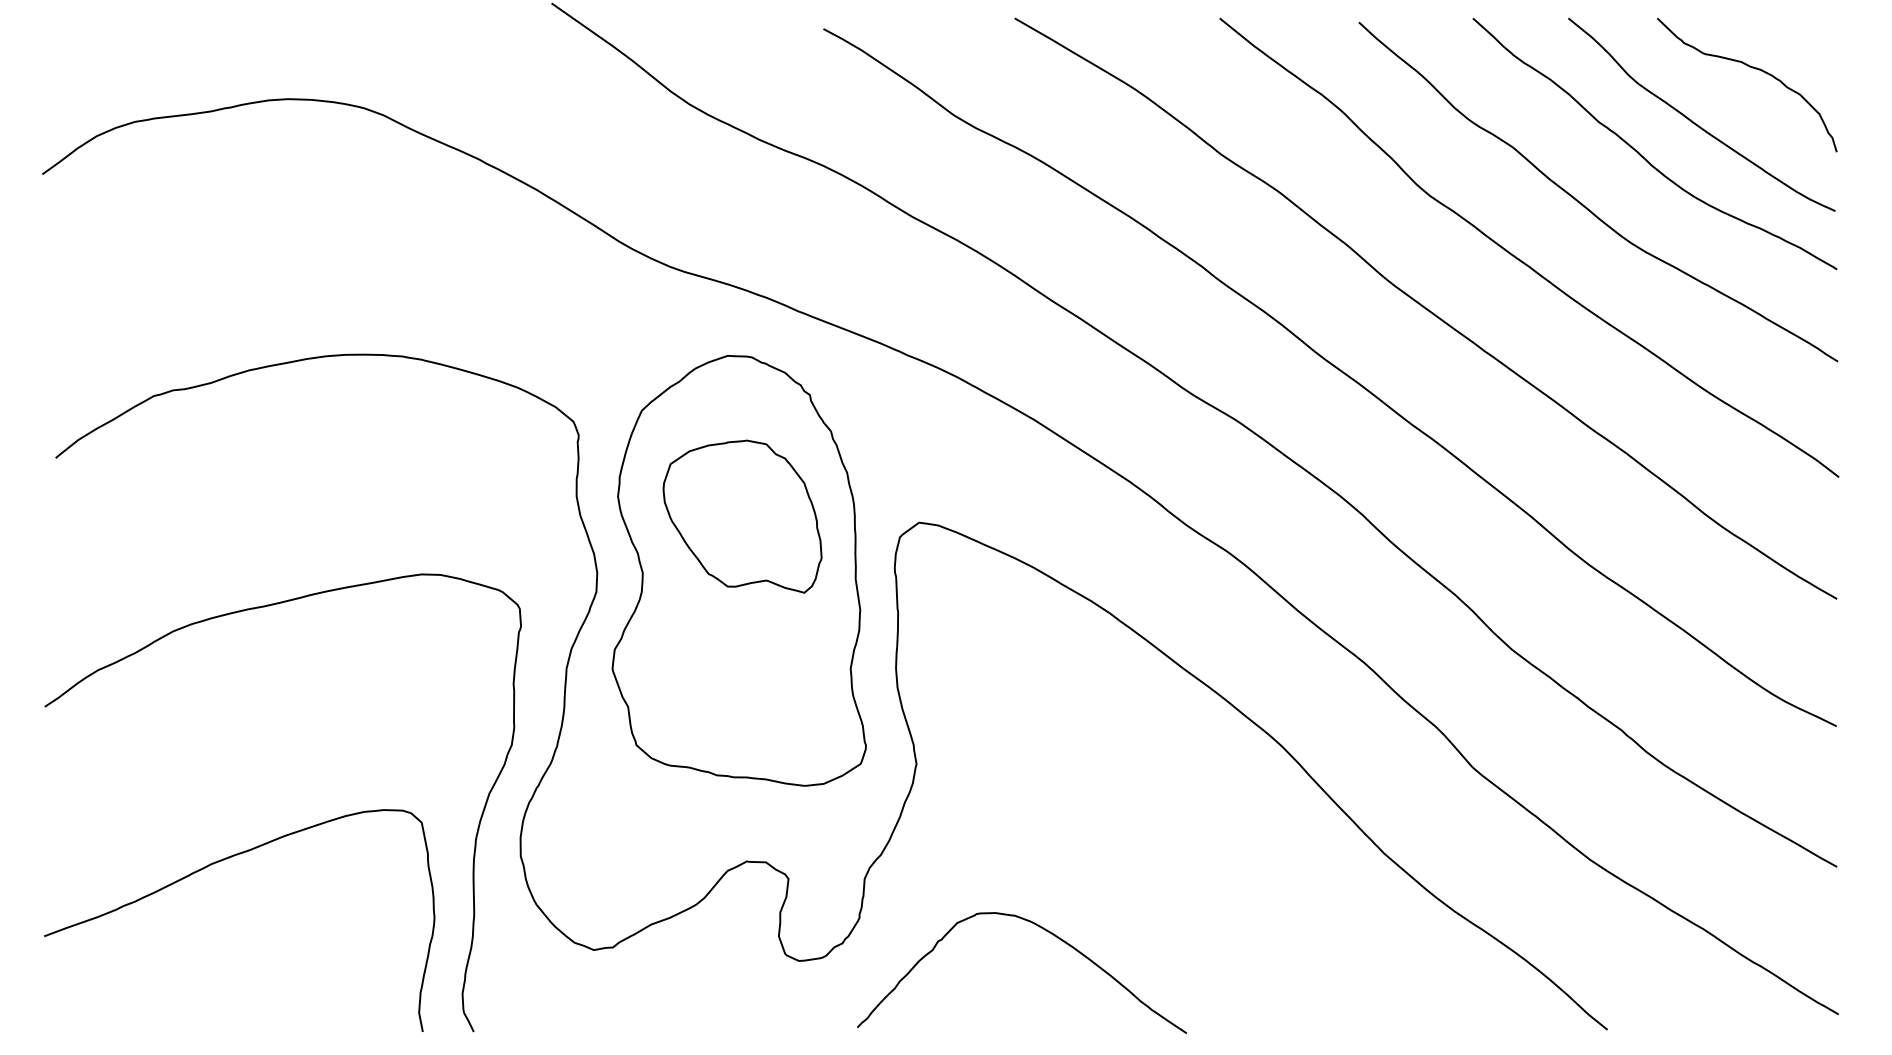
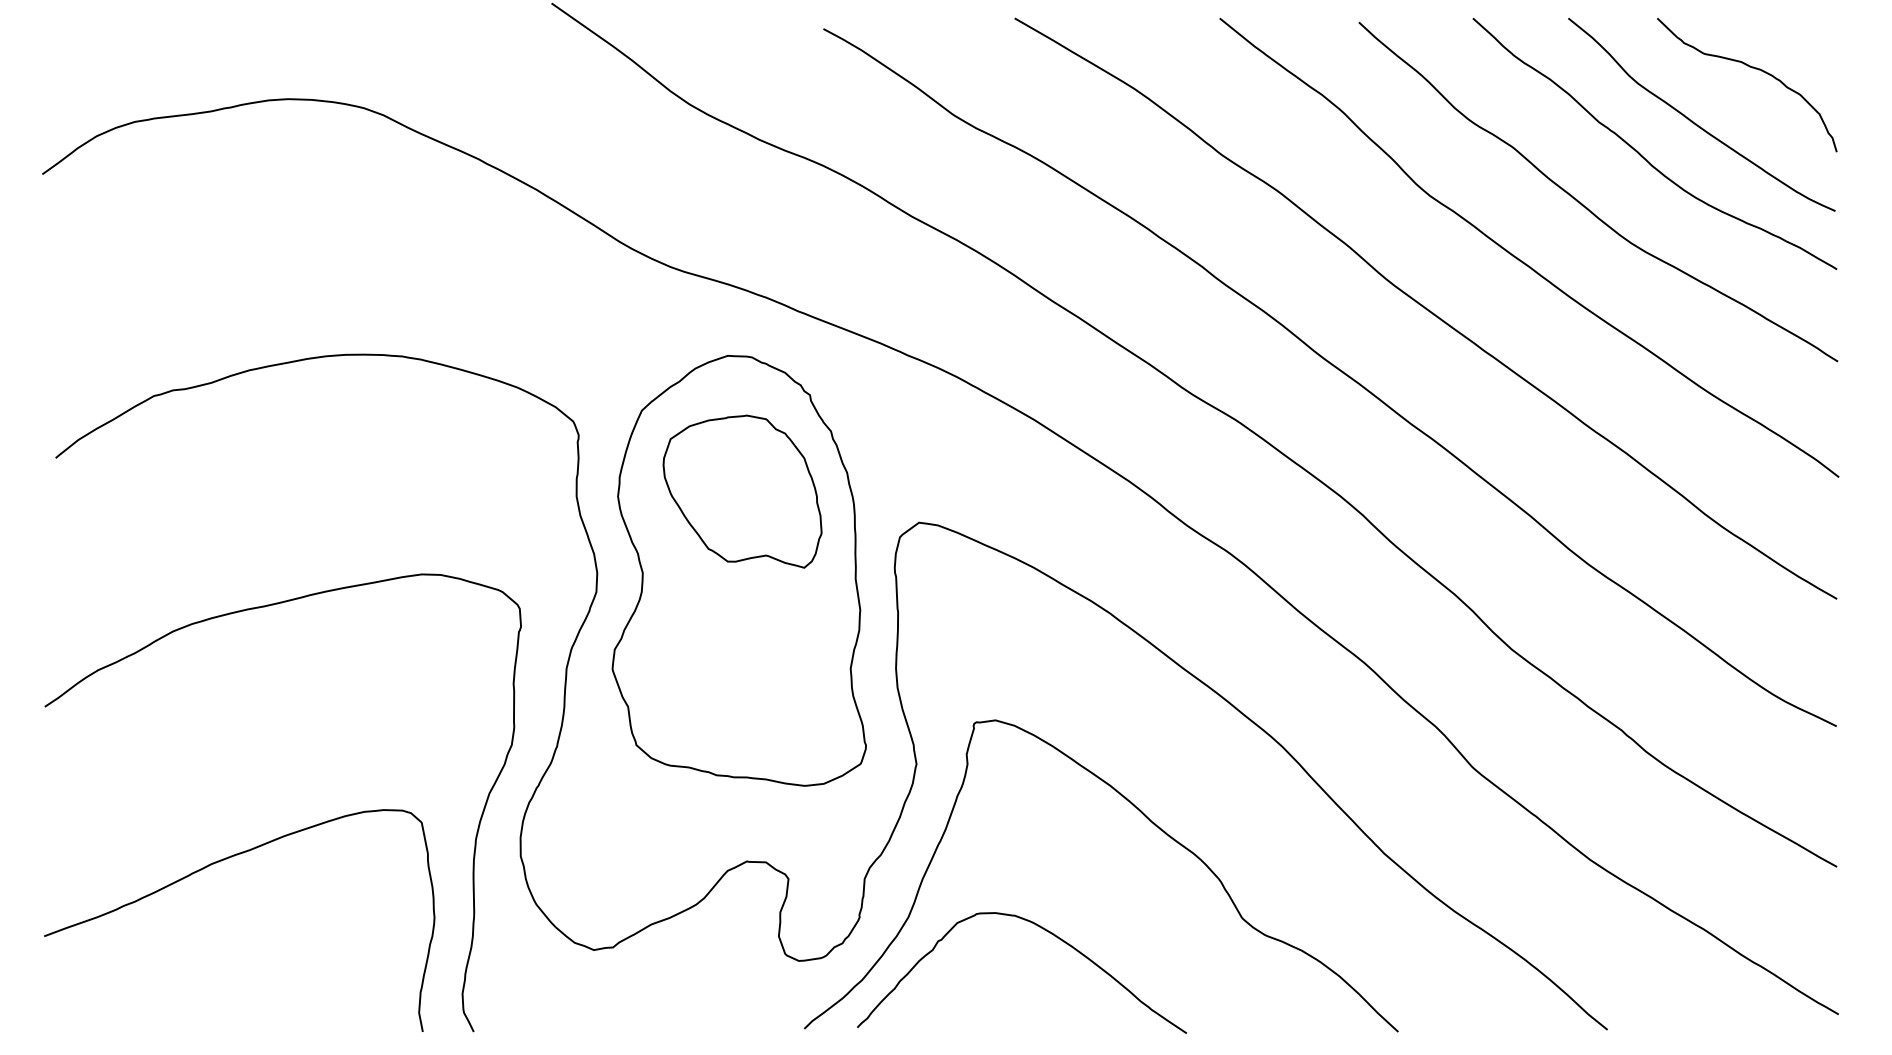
part position: (742, 516) -> (742, 491) (742, 491)
curve: none -> present (1148, 820)
